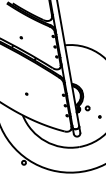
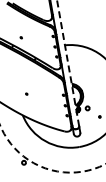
line: solid -> dashed (68, 62)
arc: solid -> dashed (45, 168)
